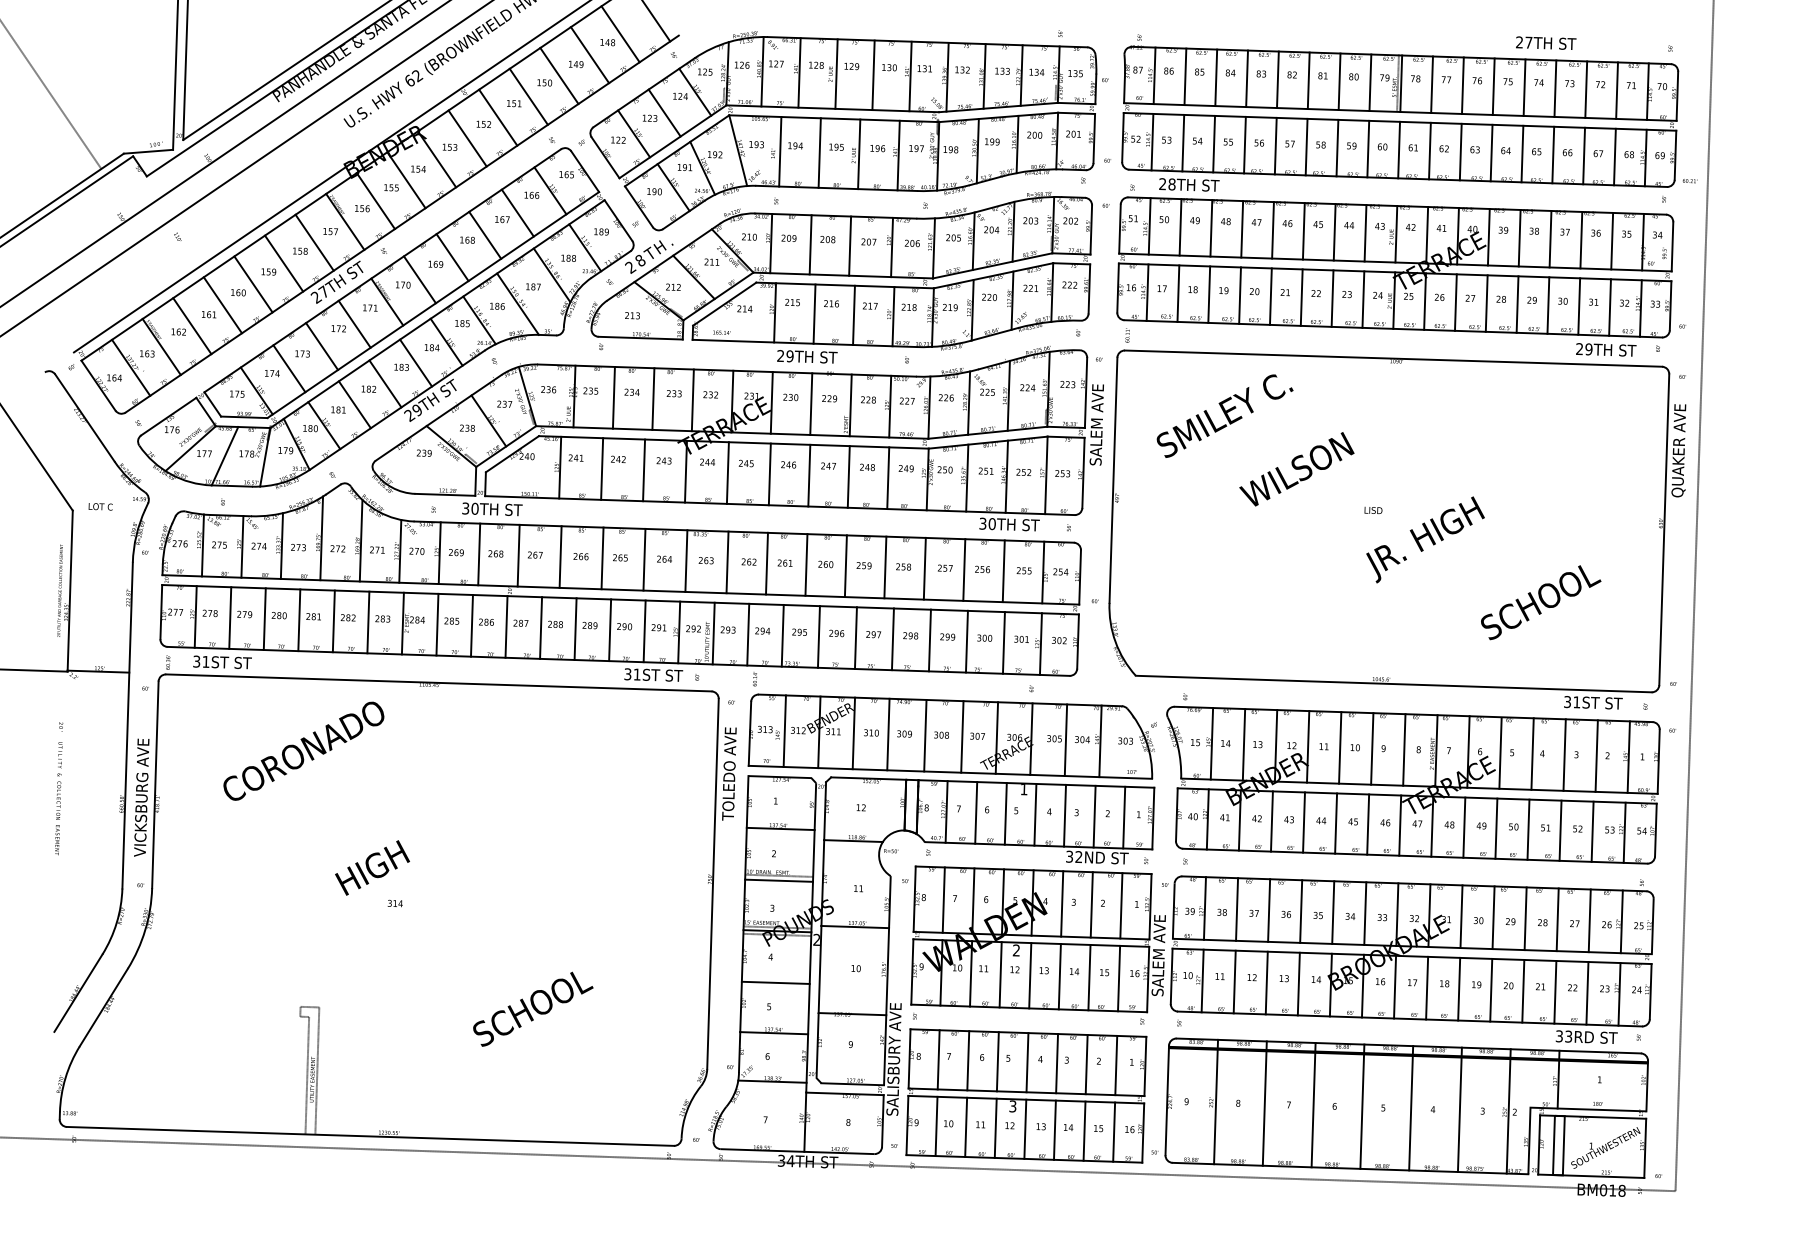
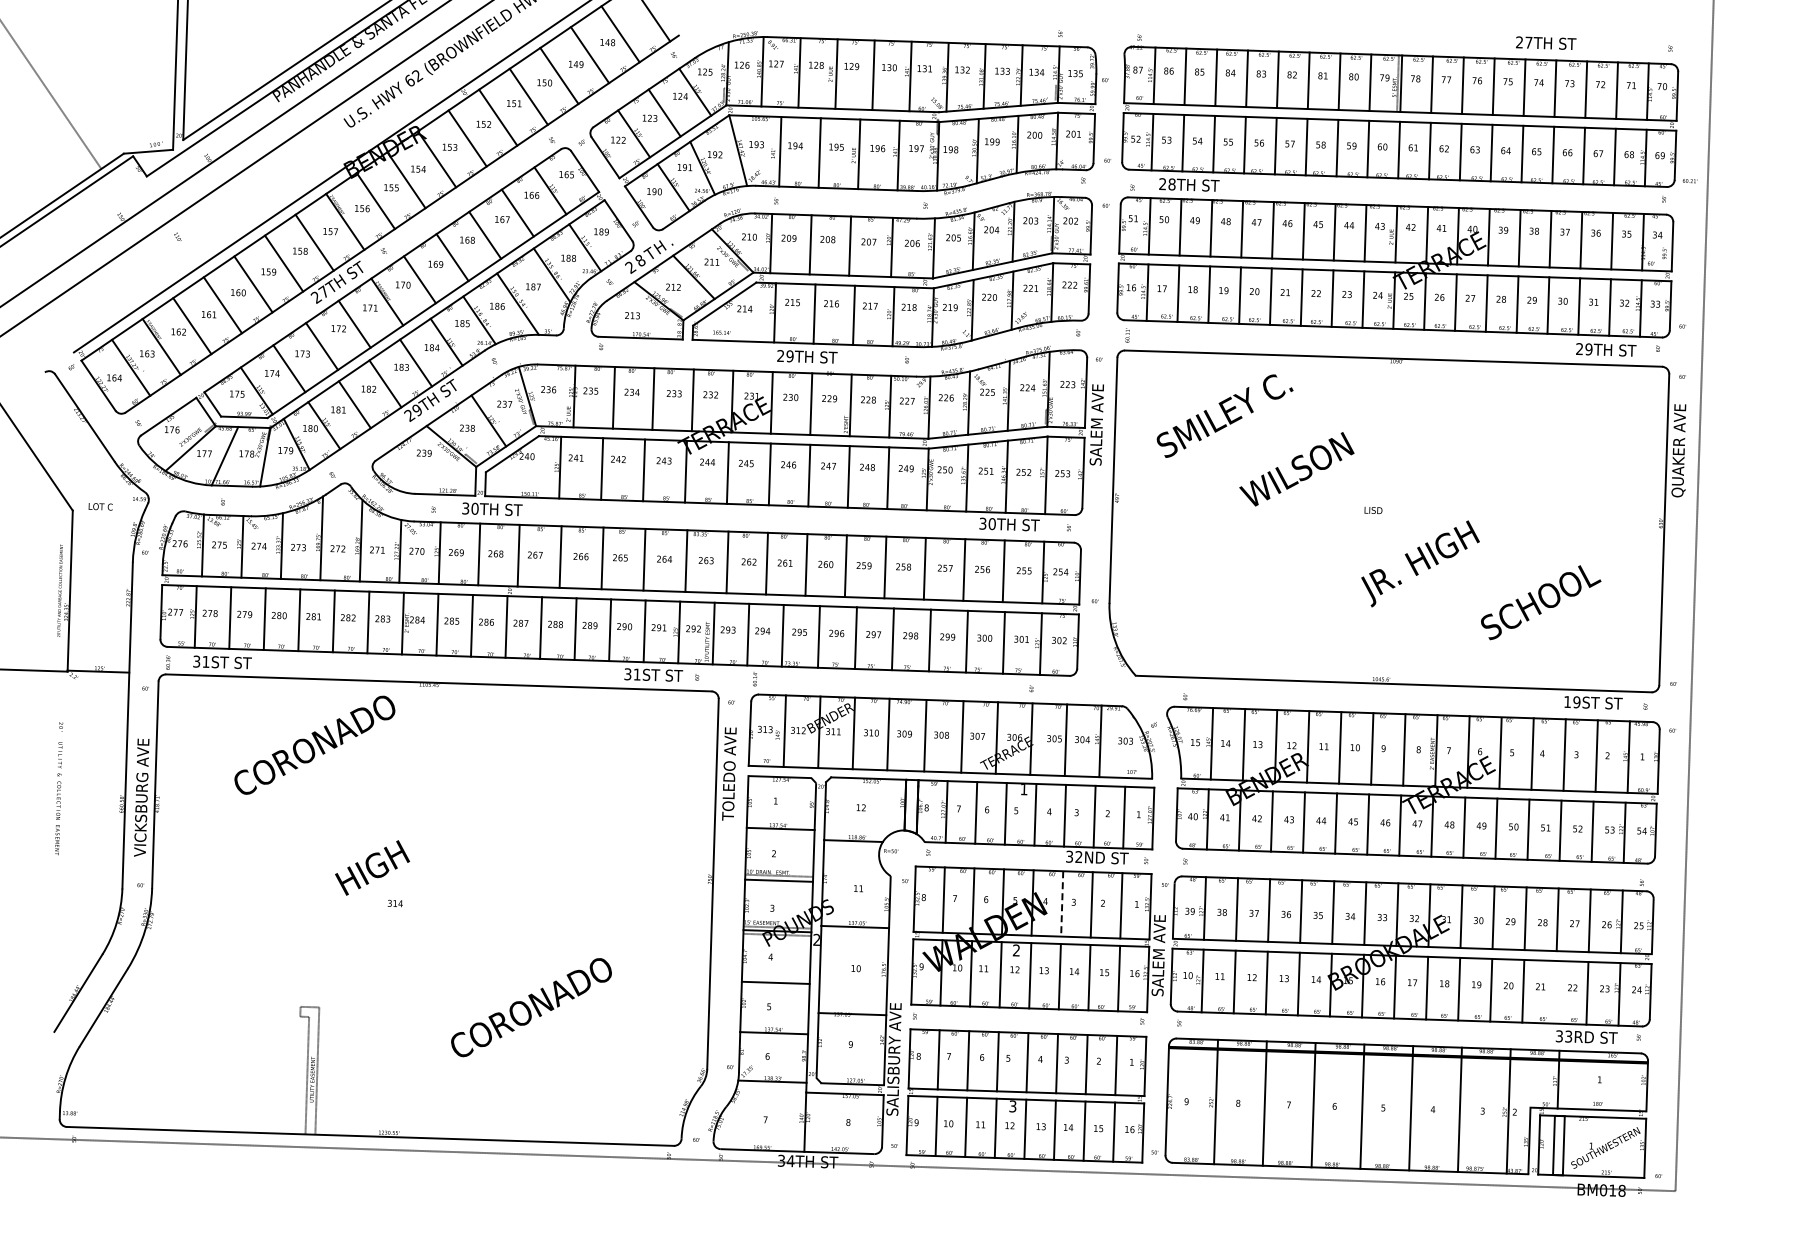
text position: (1425, 539) -> (1420, 563) (1420, 563)
text: 31ST -> 19ST (1572, 702)
text position: (303, 750) -> (314, 744) (314, 744)
line: solid -> dashed (1062, 903)
line: present -> none (1555, 991)
text: SCHOOL -> CORONADO (531, 1007)
